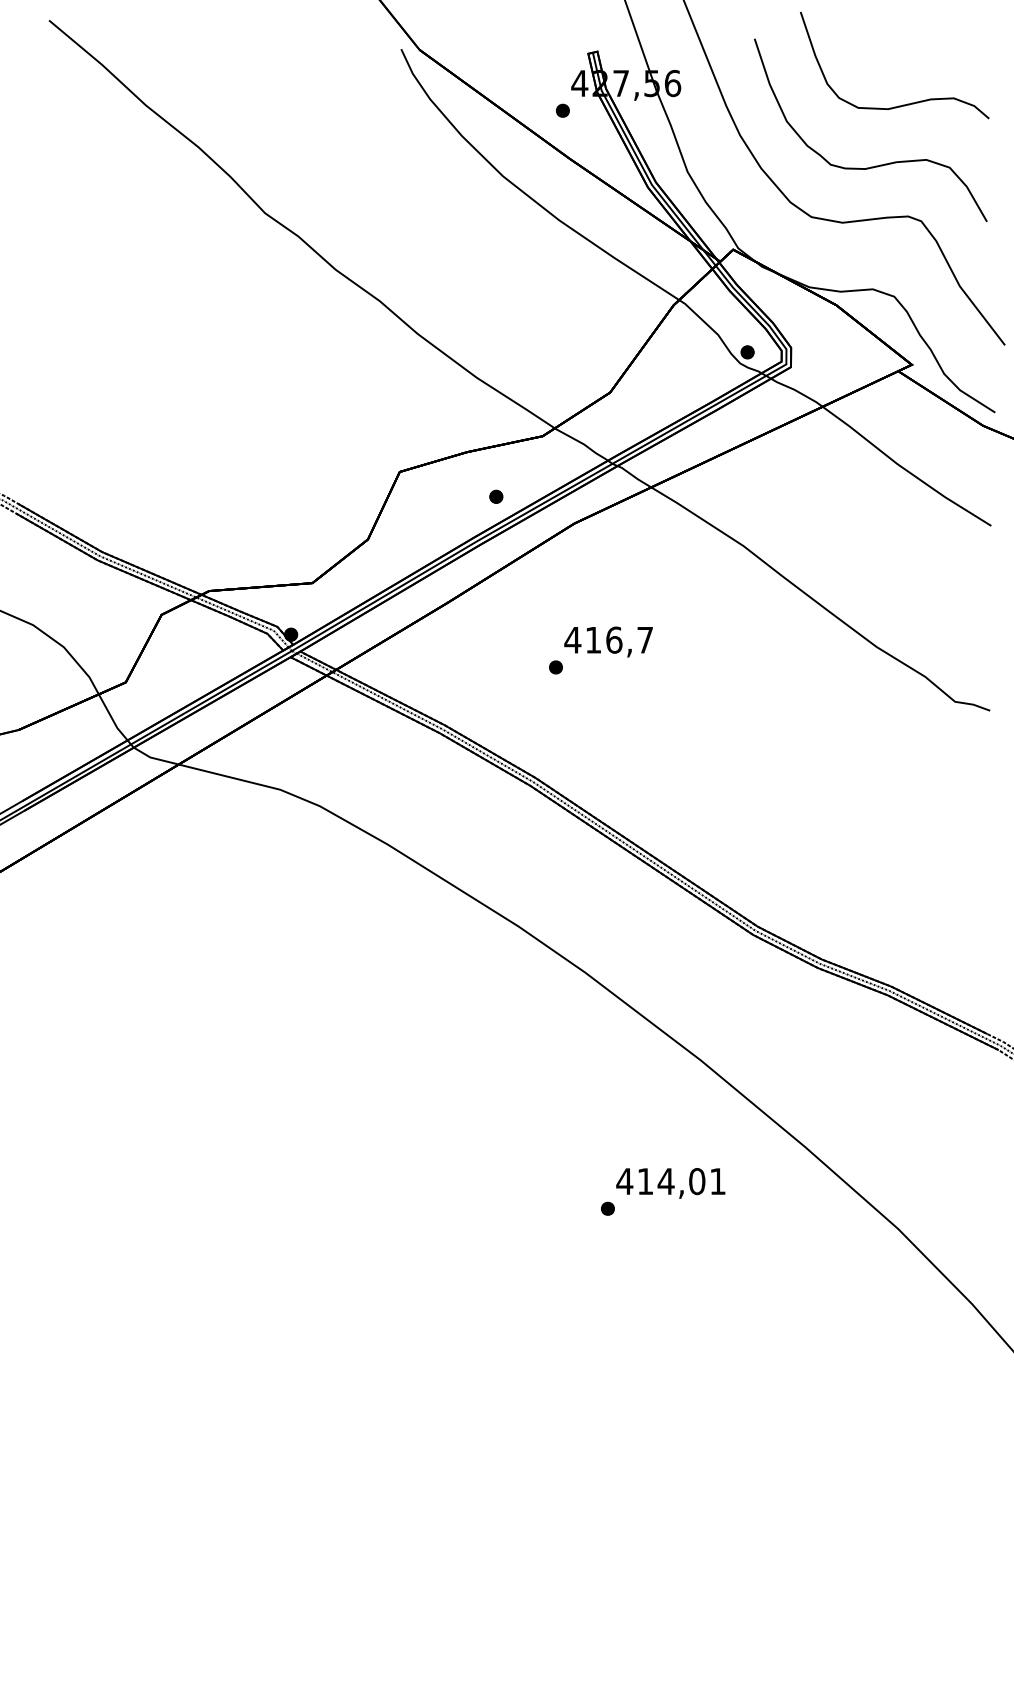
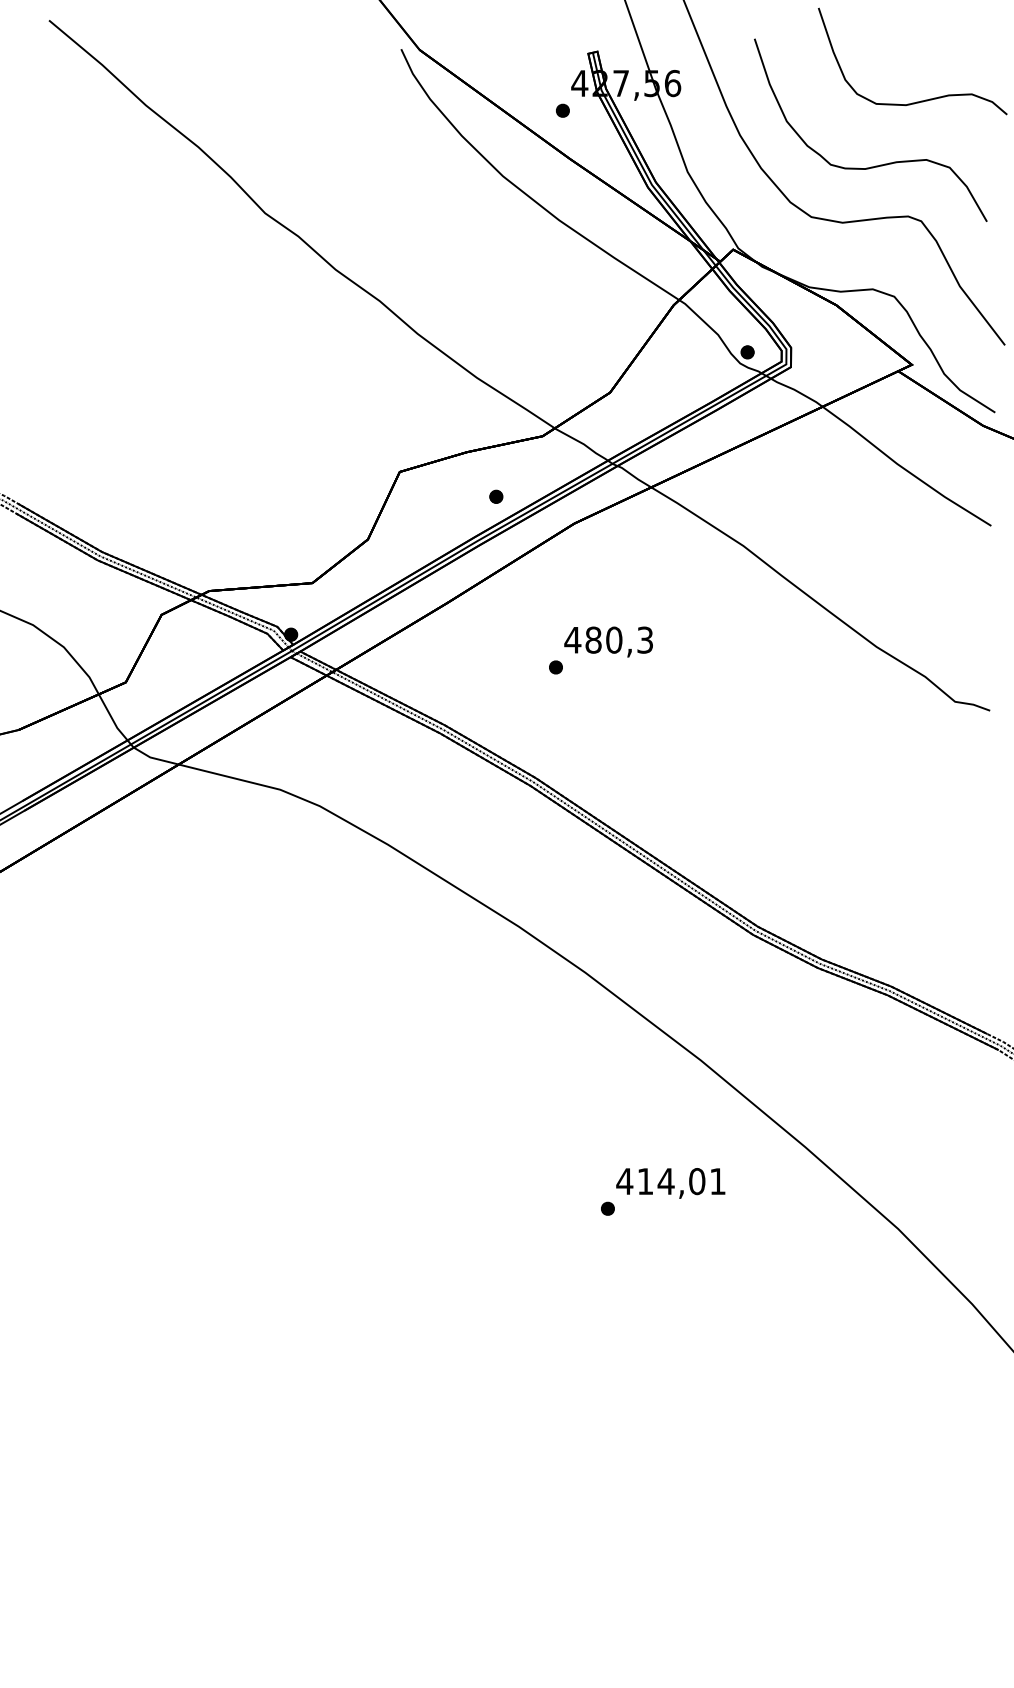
part position: (903, 104) -> (921, 100) (921, 100)
text: 416,7 -> 480,3 (618, 639)
